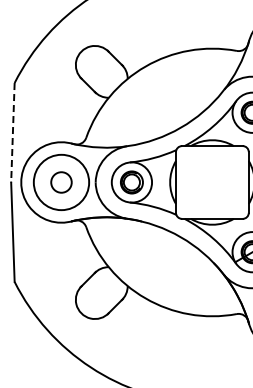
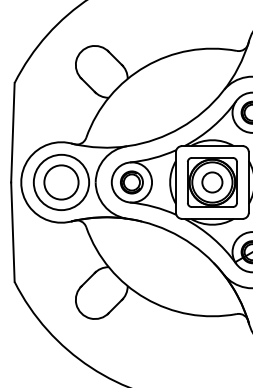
line: dashed -> solid (12, 132)
circle diameter: 21 px -> 34 px (61, 182)
part: none -> present (212, 182)
